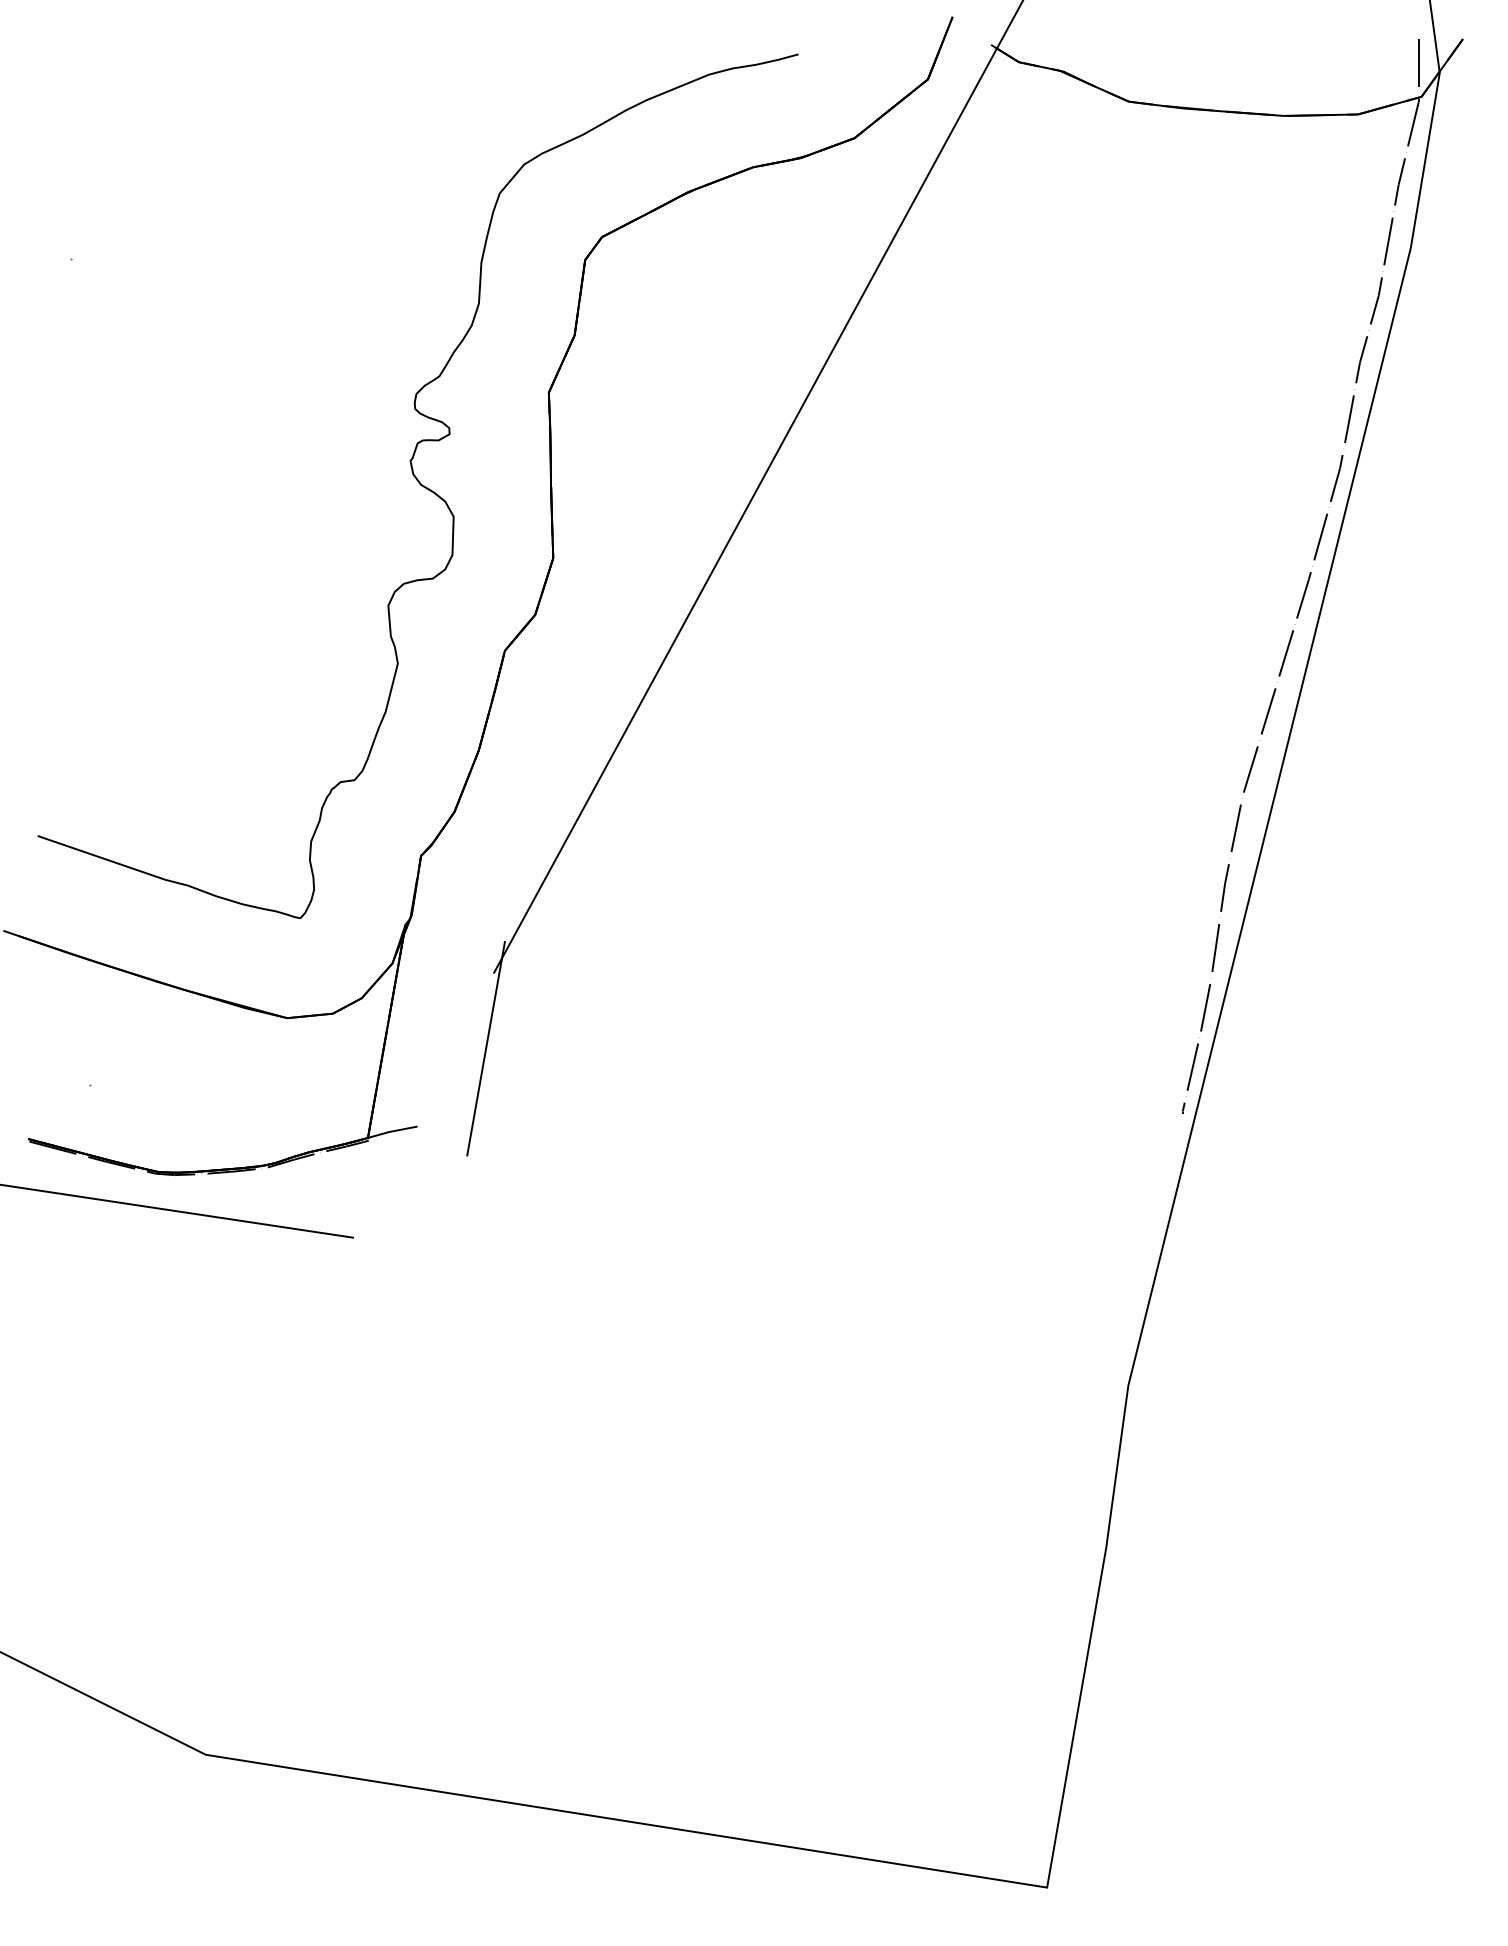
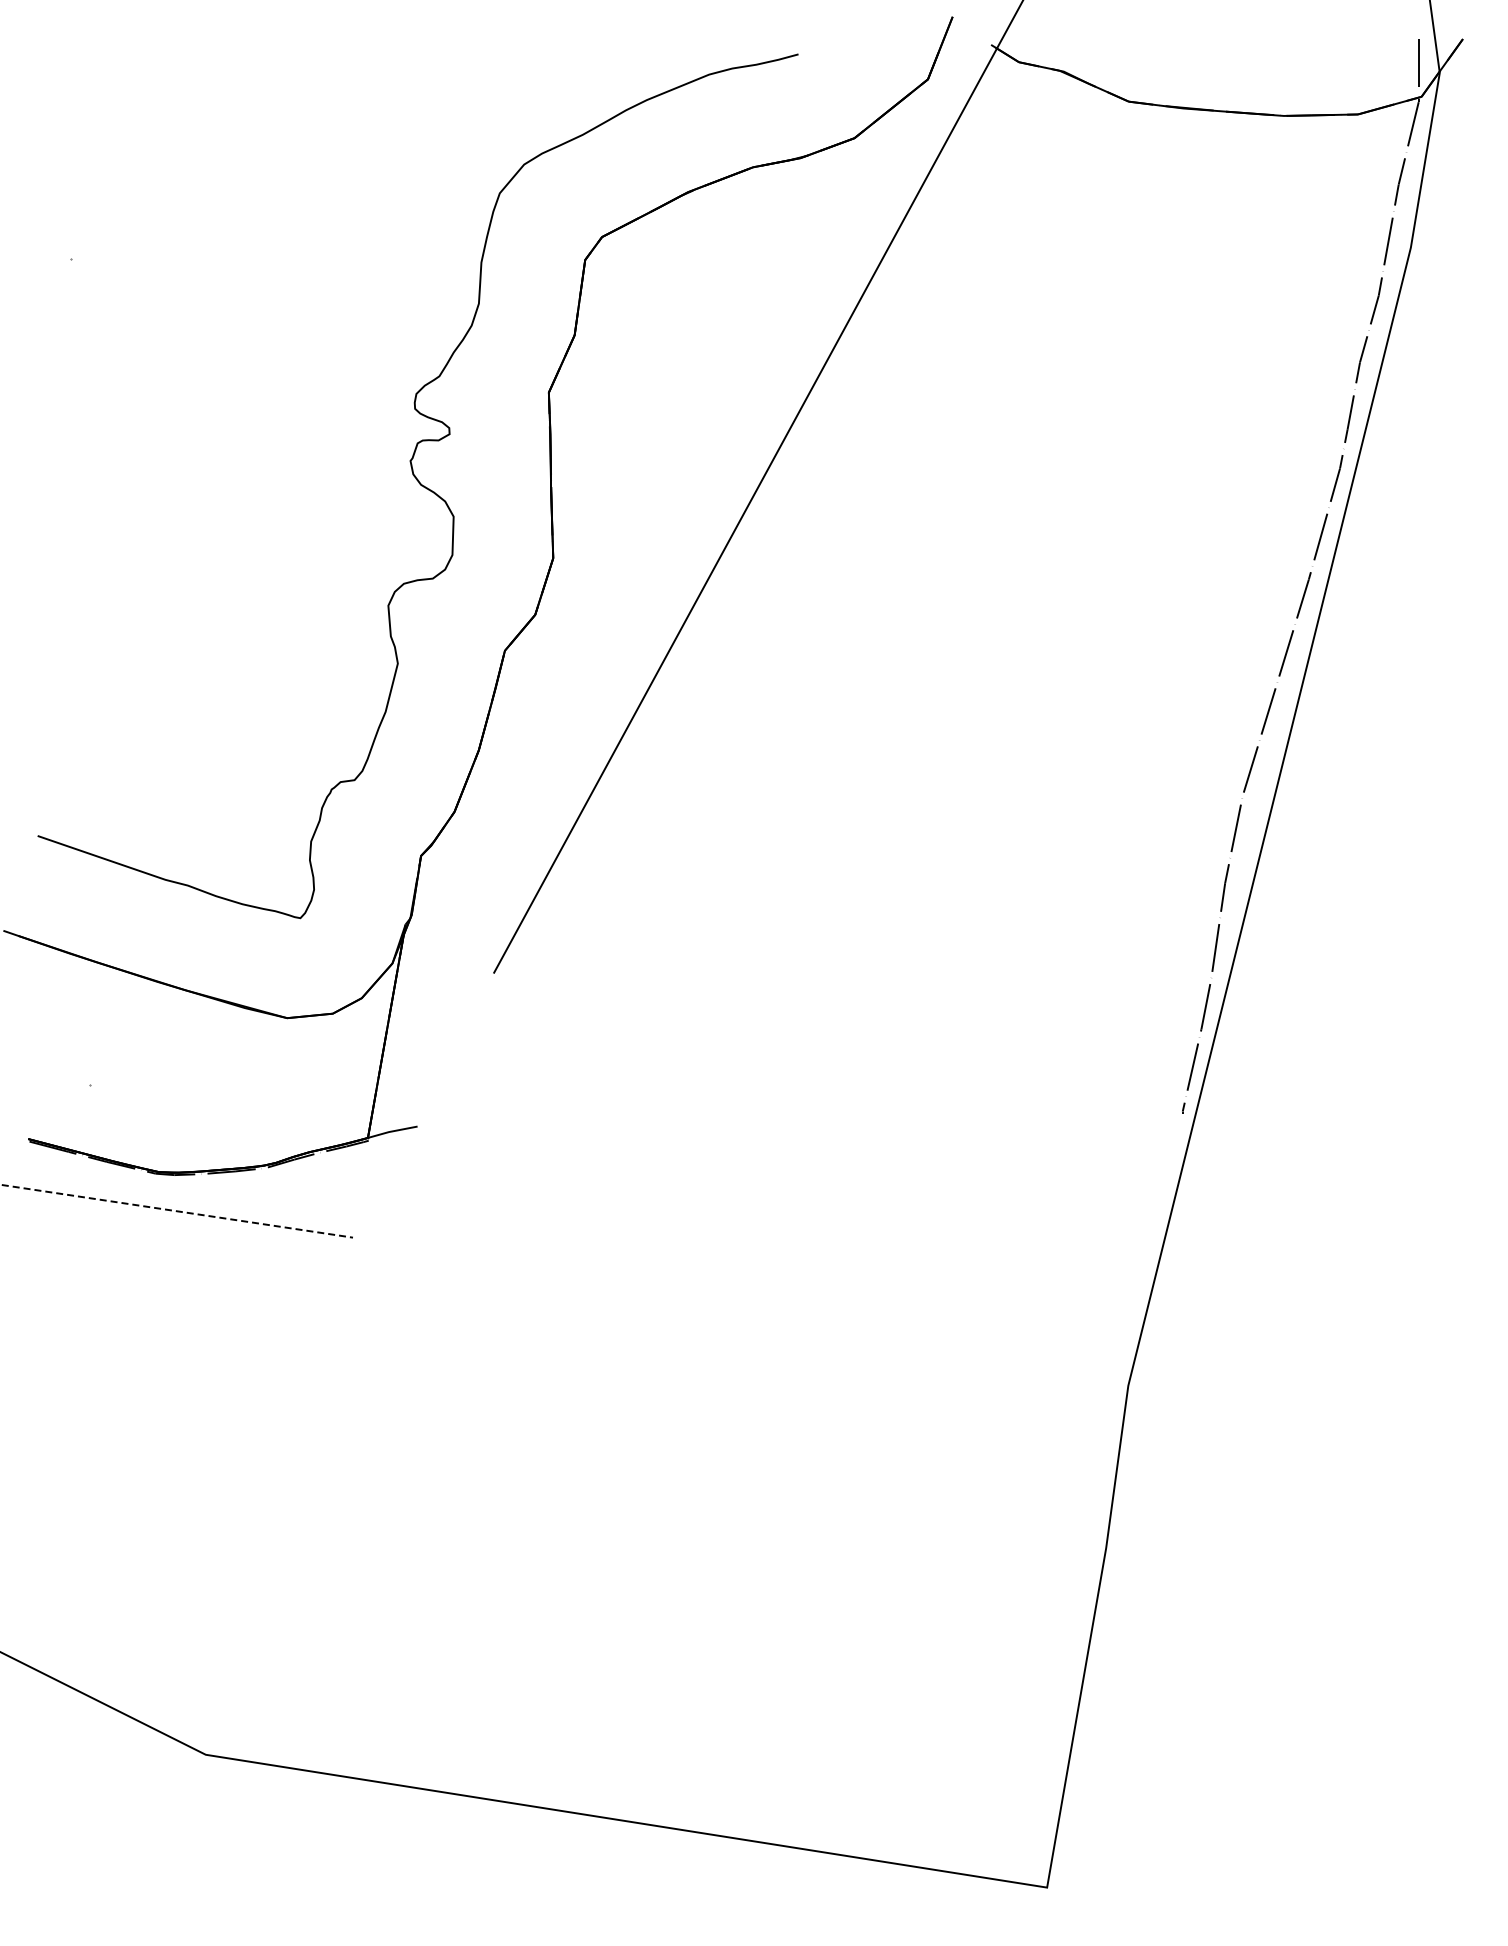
line: present -> none (485, 1048)
line: solid -> dashed (177, 1211)
